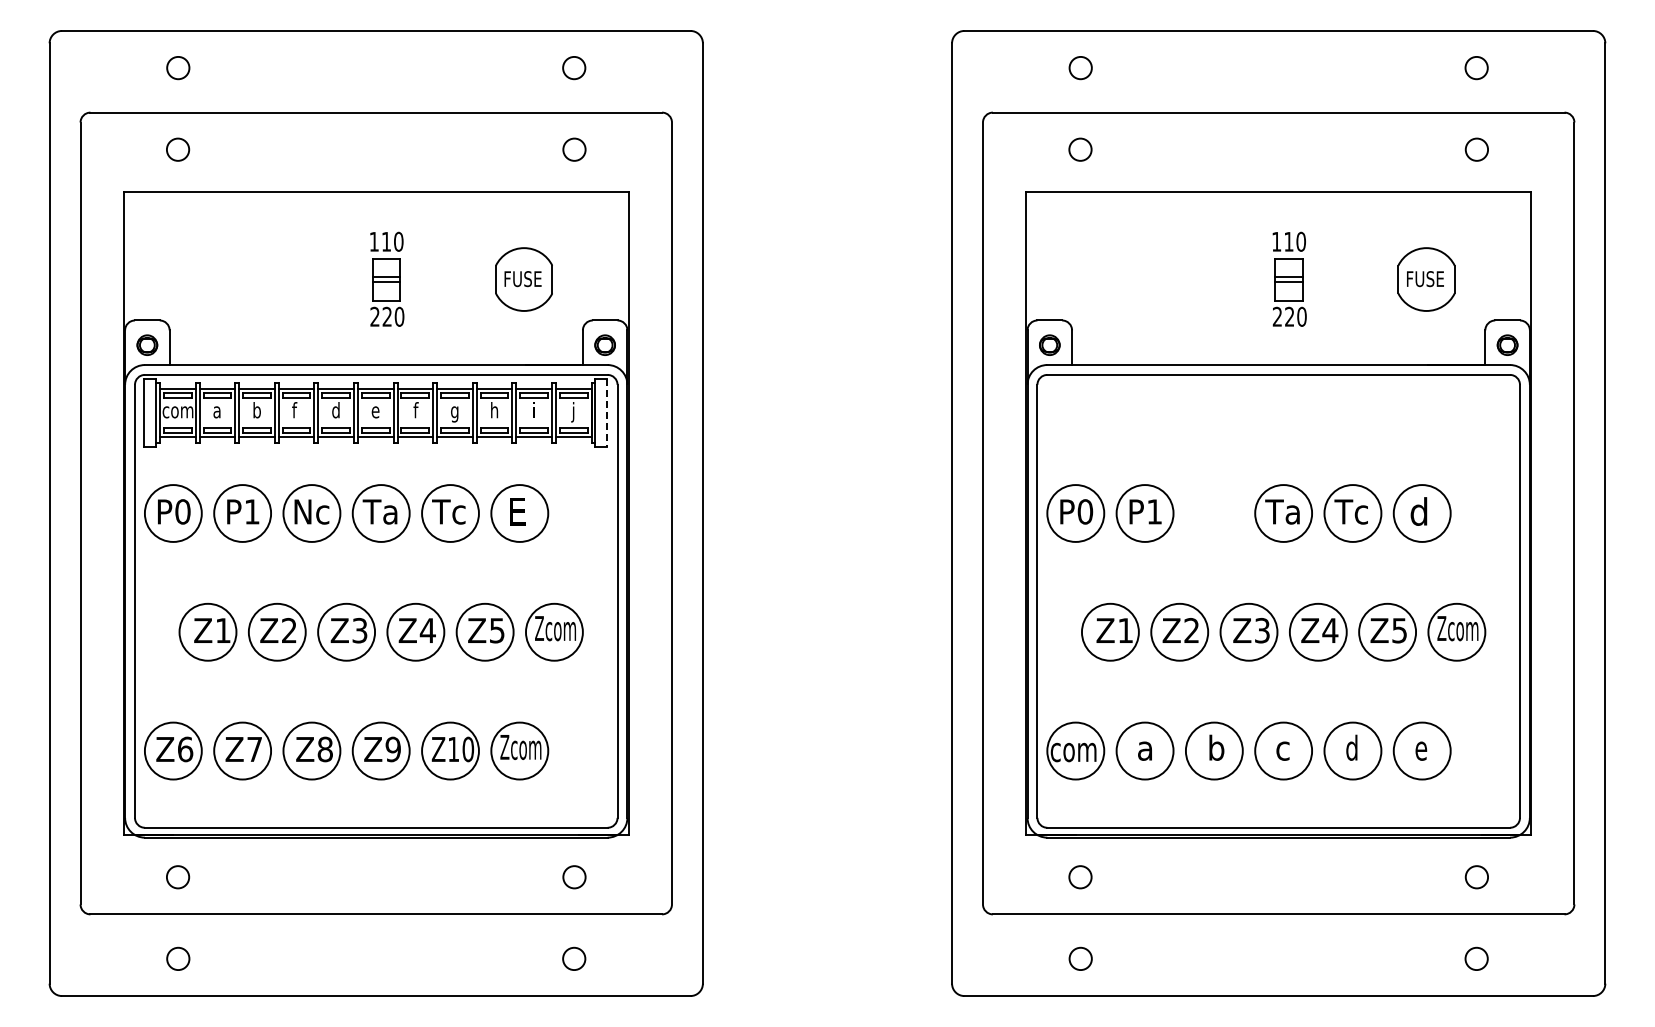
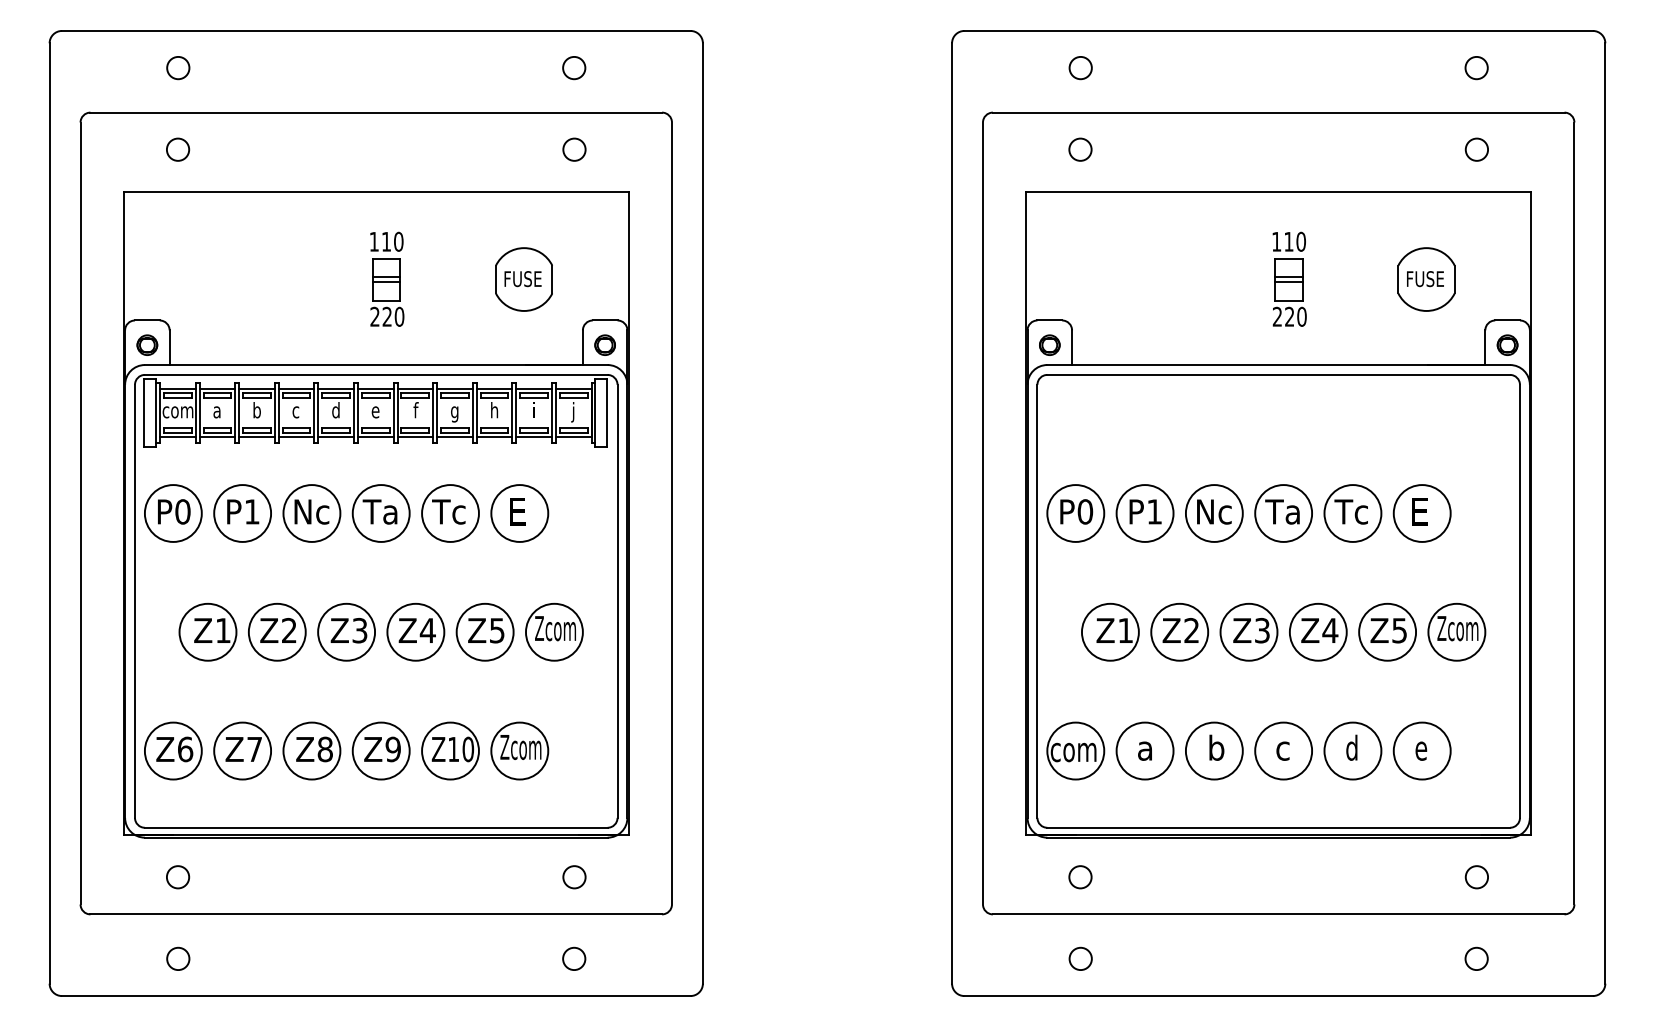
text: f -> c (295, 410)
line: dashed -> solid (607, 413)
text: d -> E (1418, 511)
part: none -> present (1214, 513)
